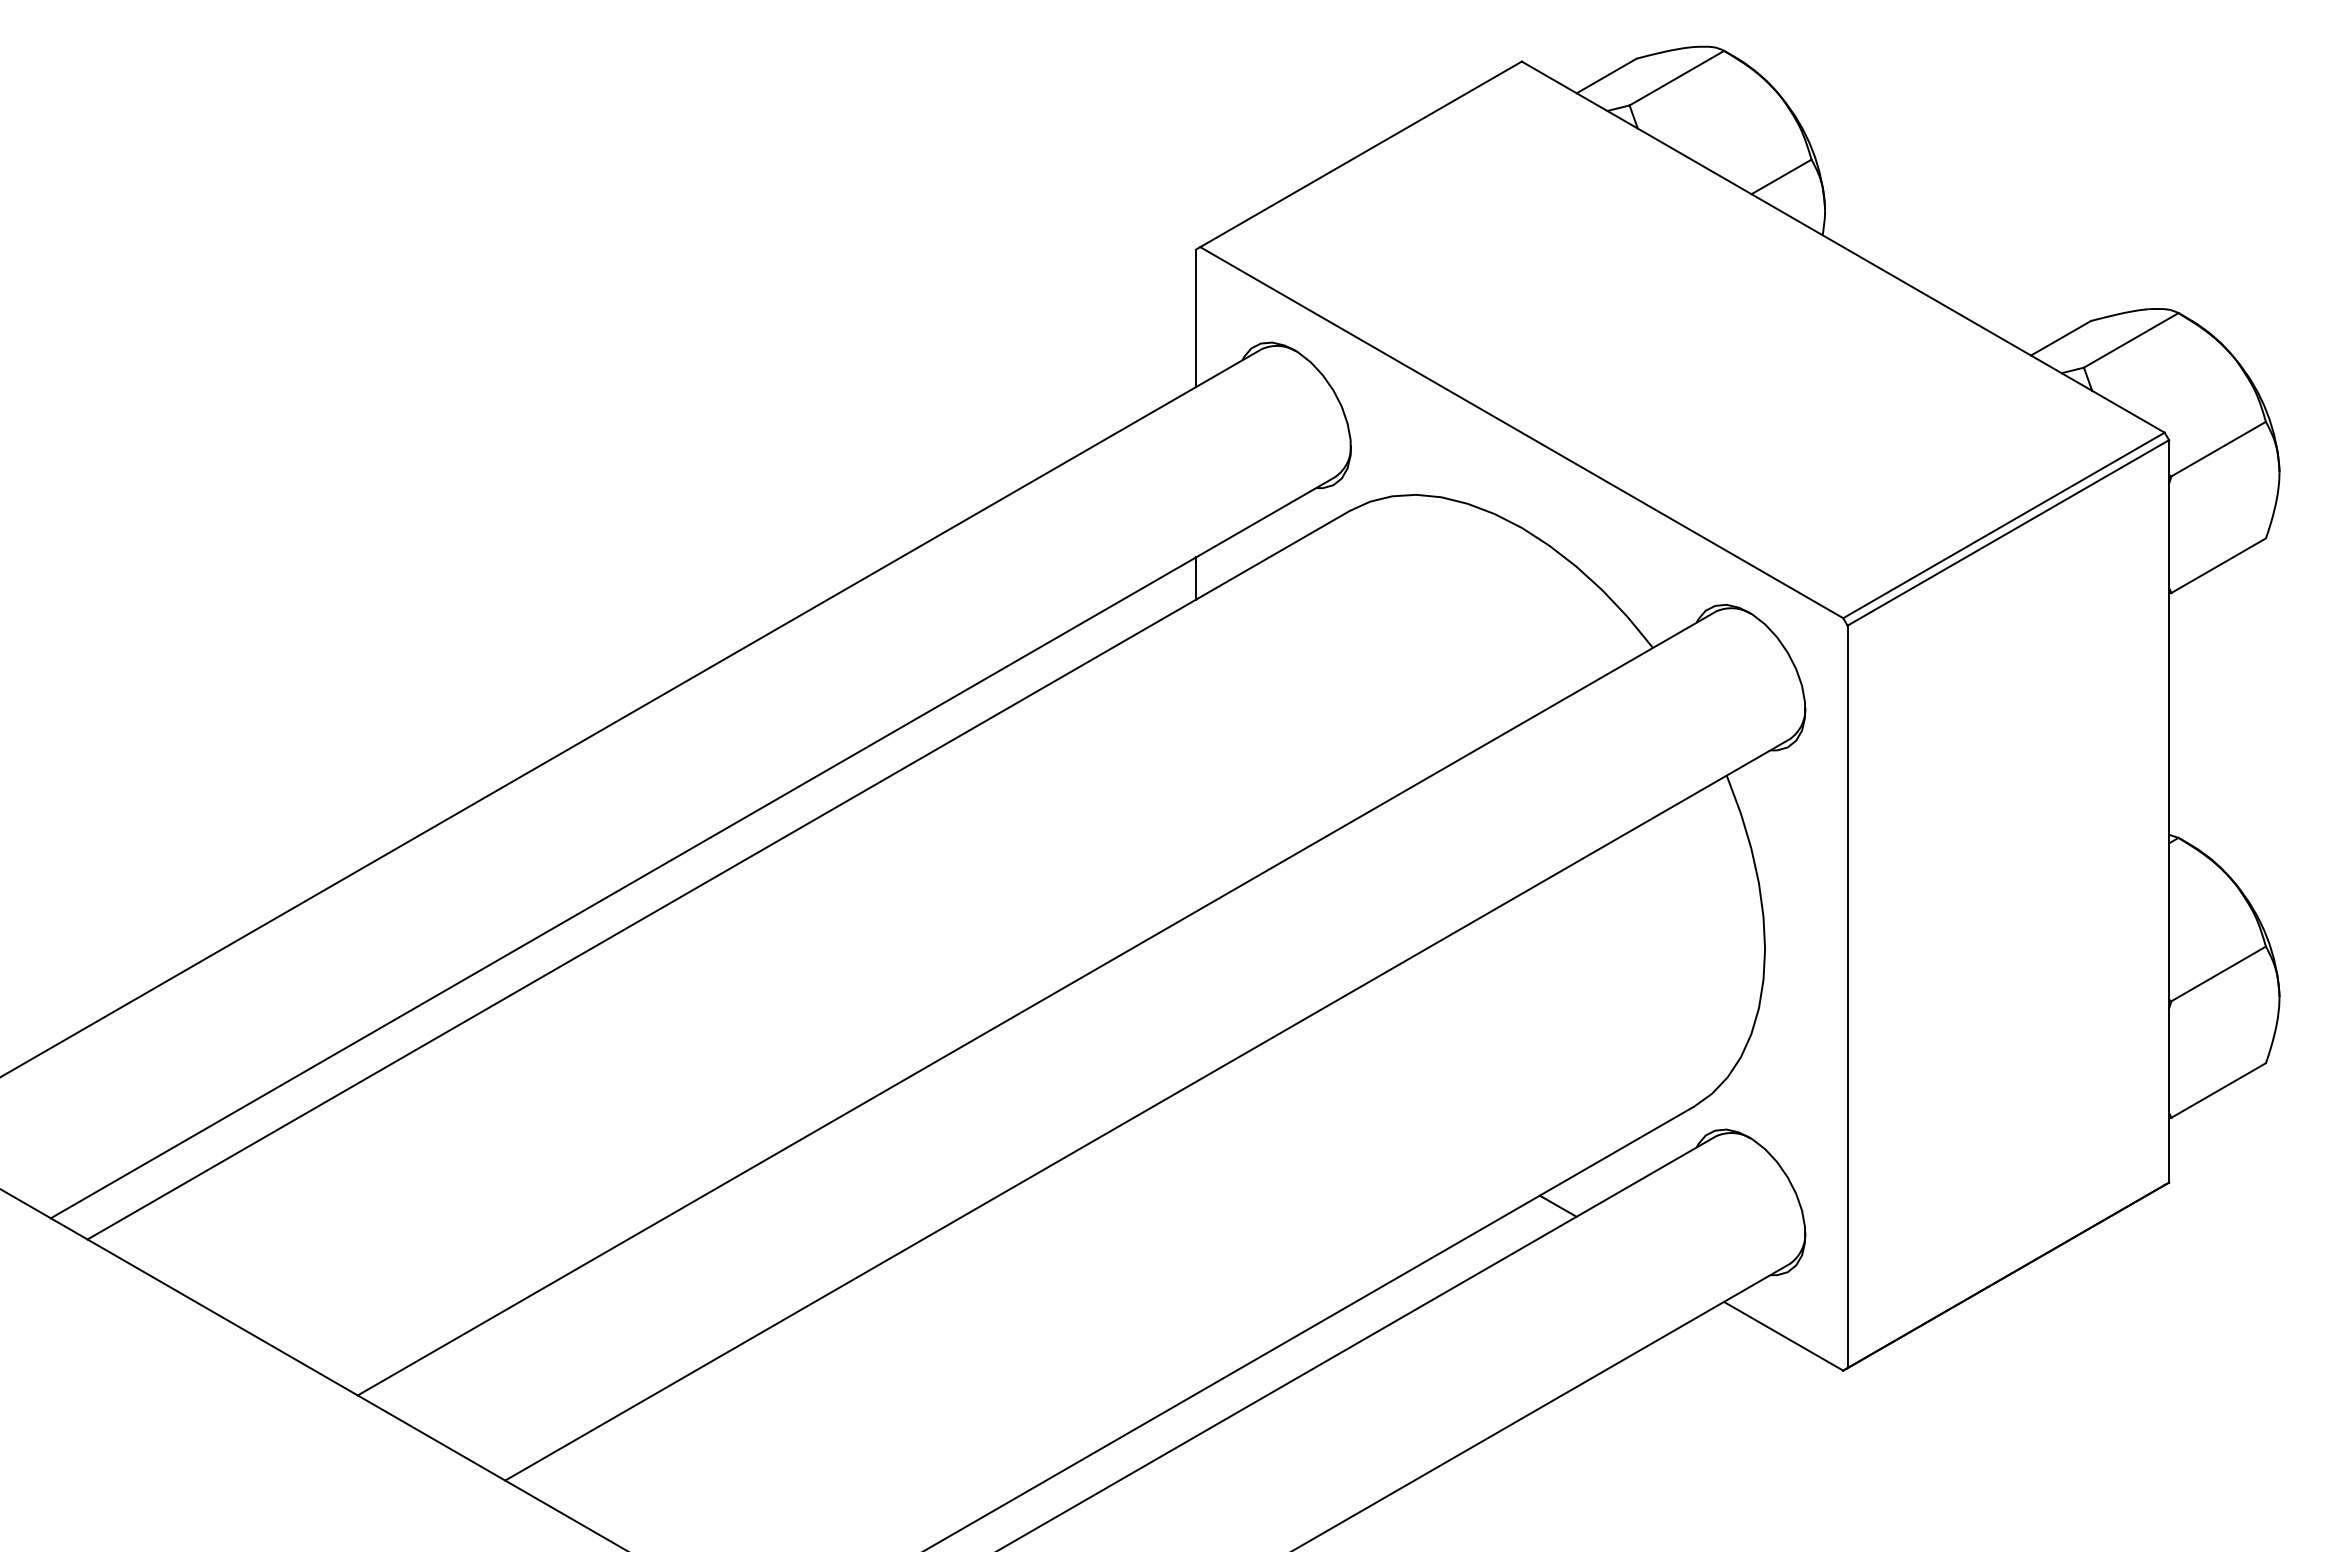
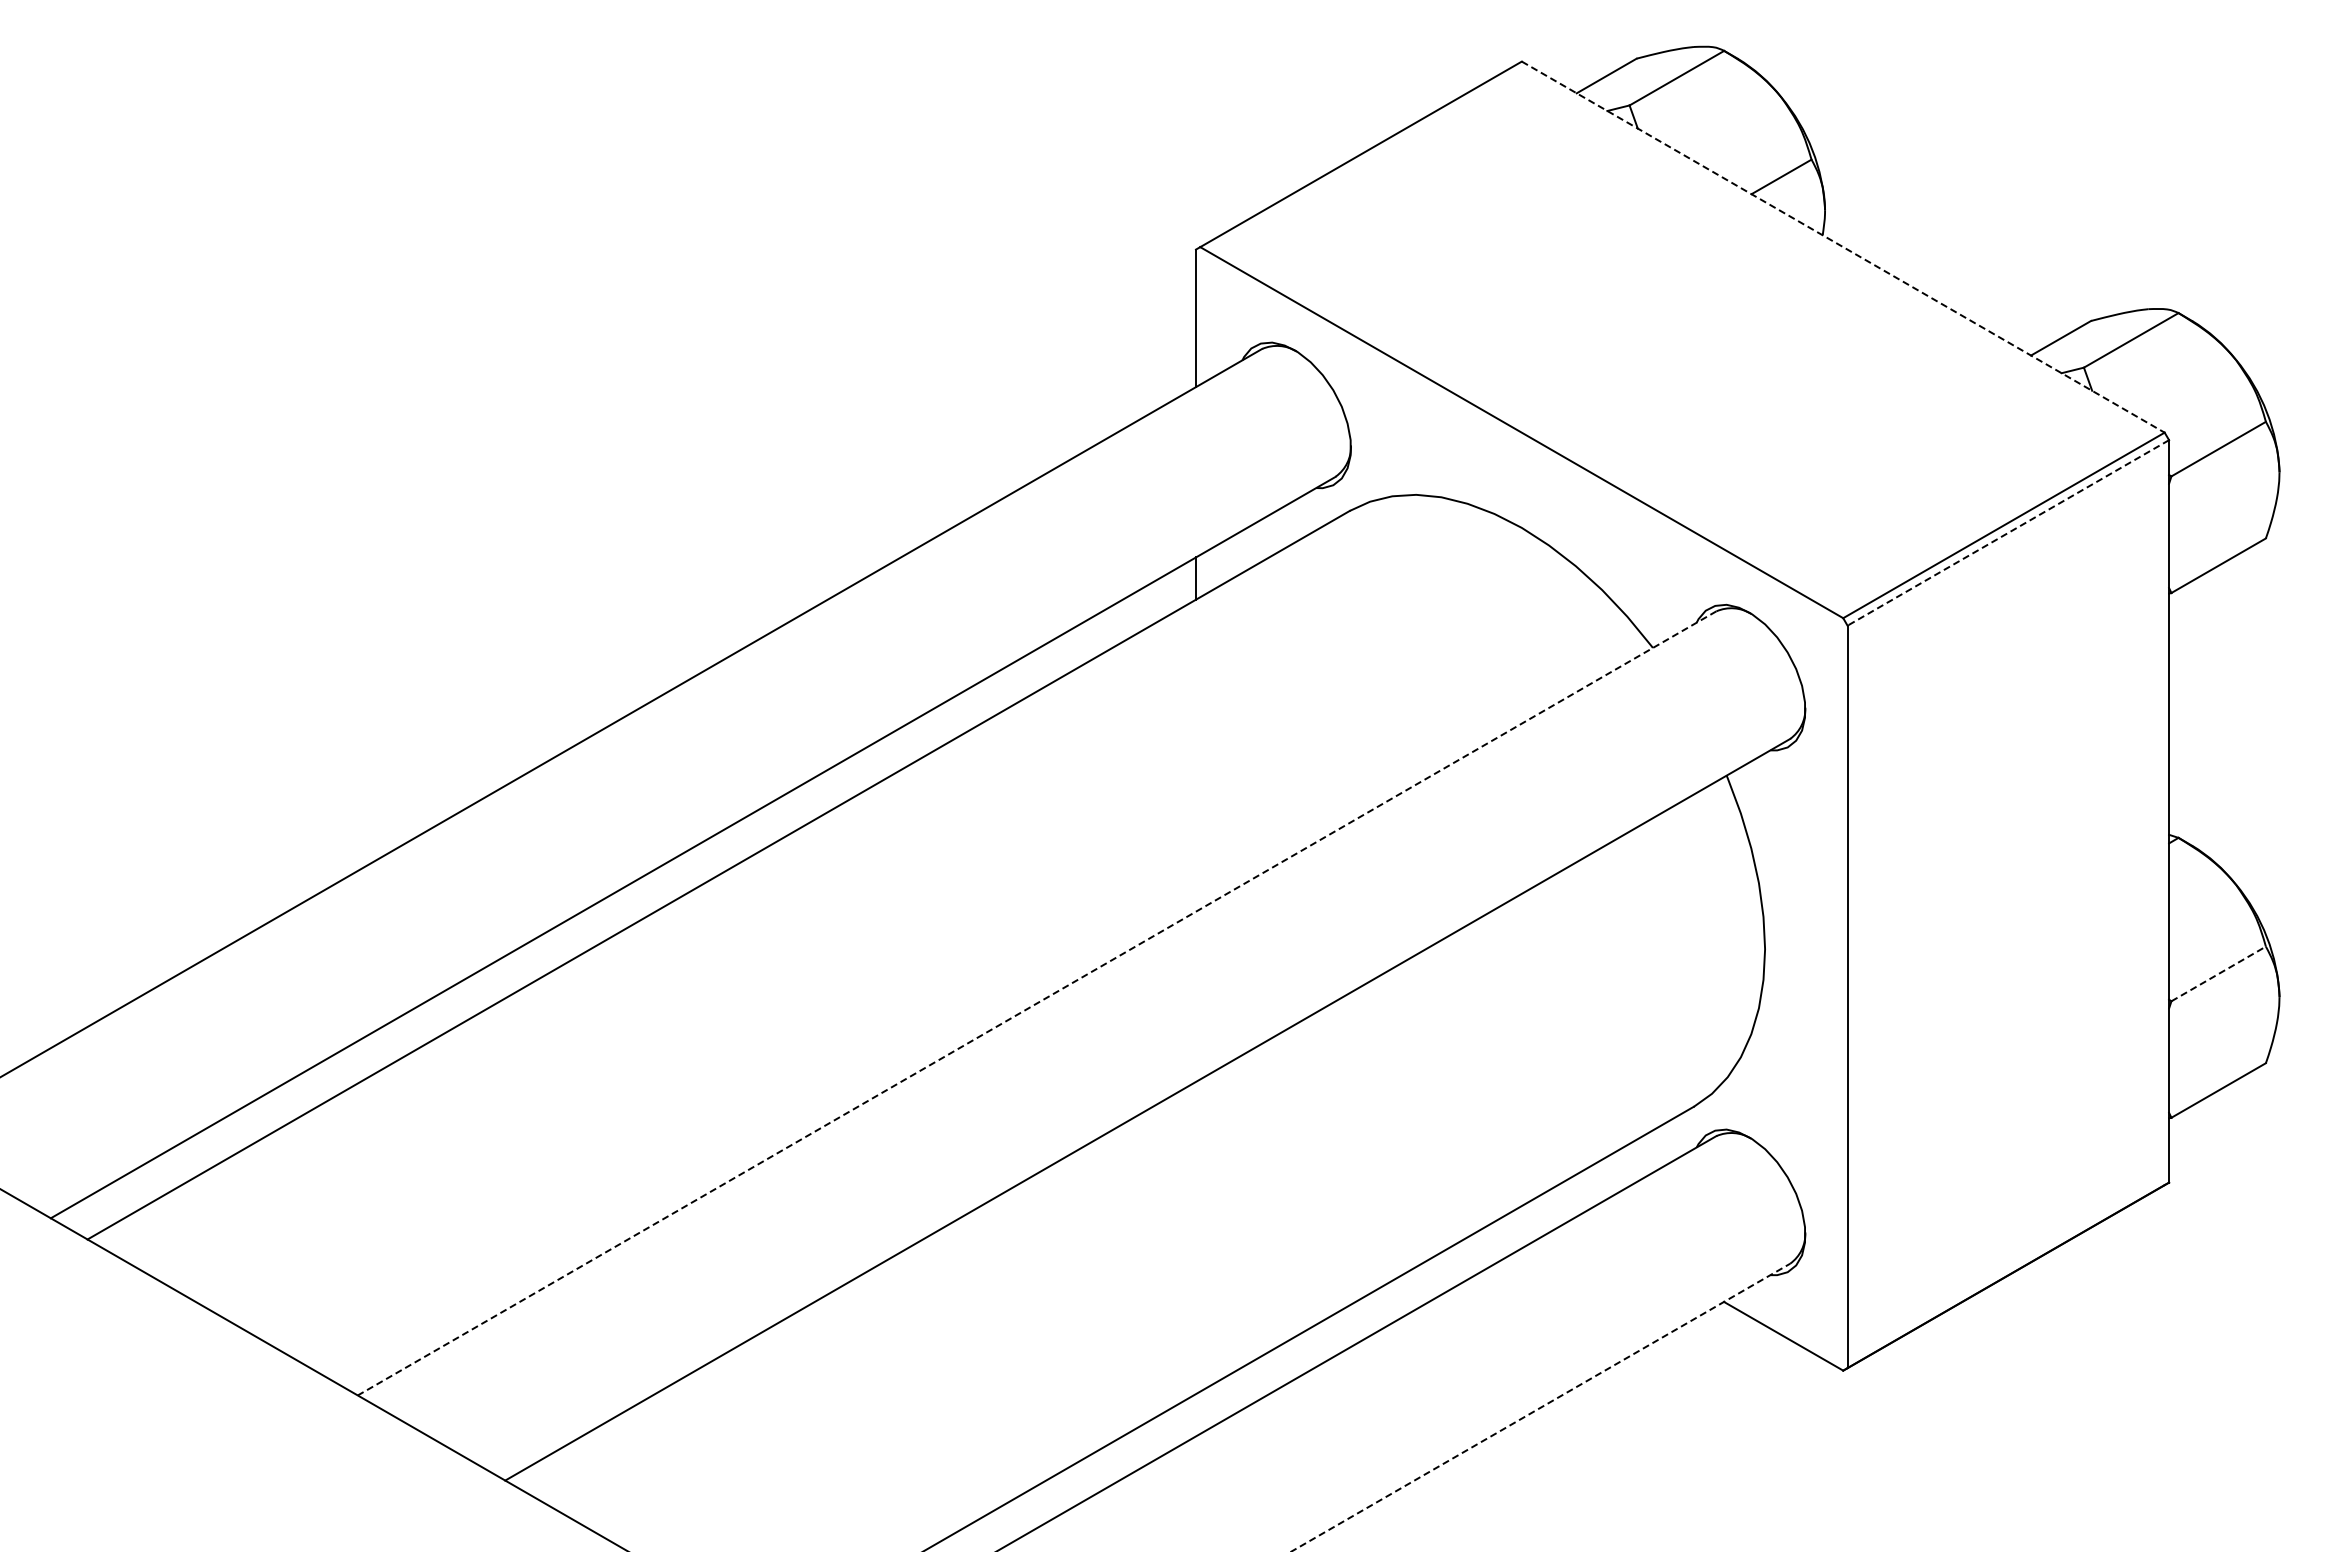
line: solid -> dashed (1843, 247)
line: solid -> dashed (2008, 532)
line: solid -> dashed (2218, 973)
line: solid -> dashed (1036, 1003)
line: present -> none (1557, 1205)
line: solid -> dashed (1540, 1407)
